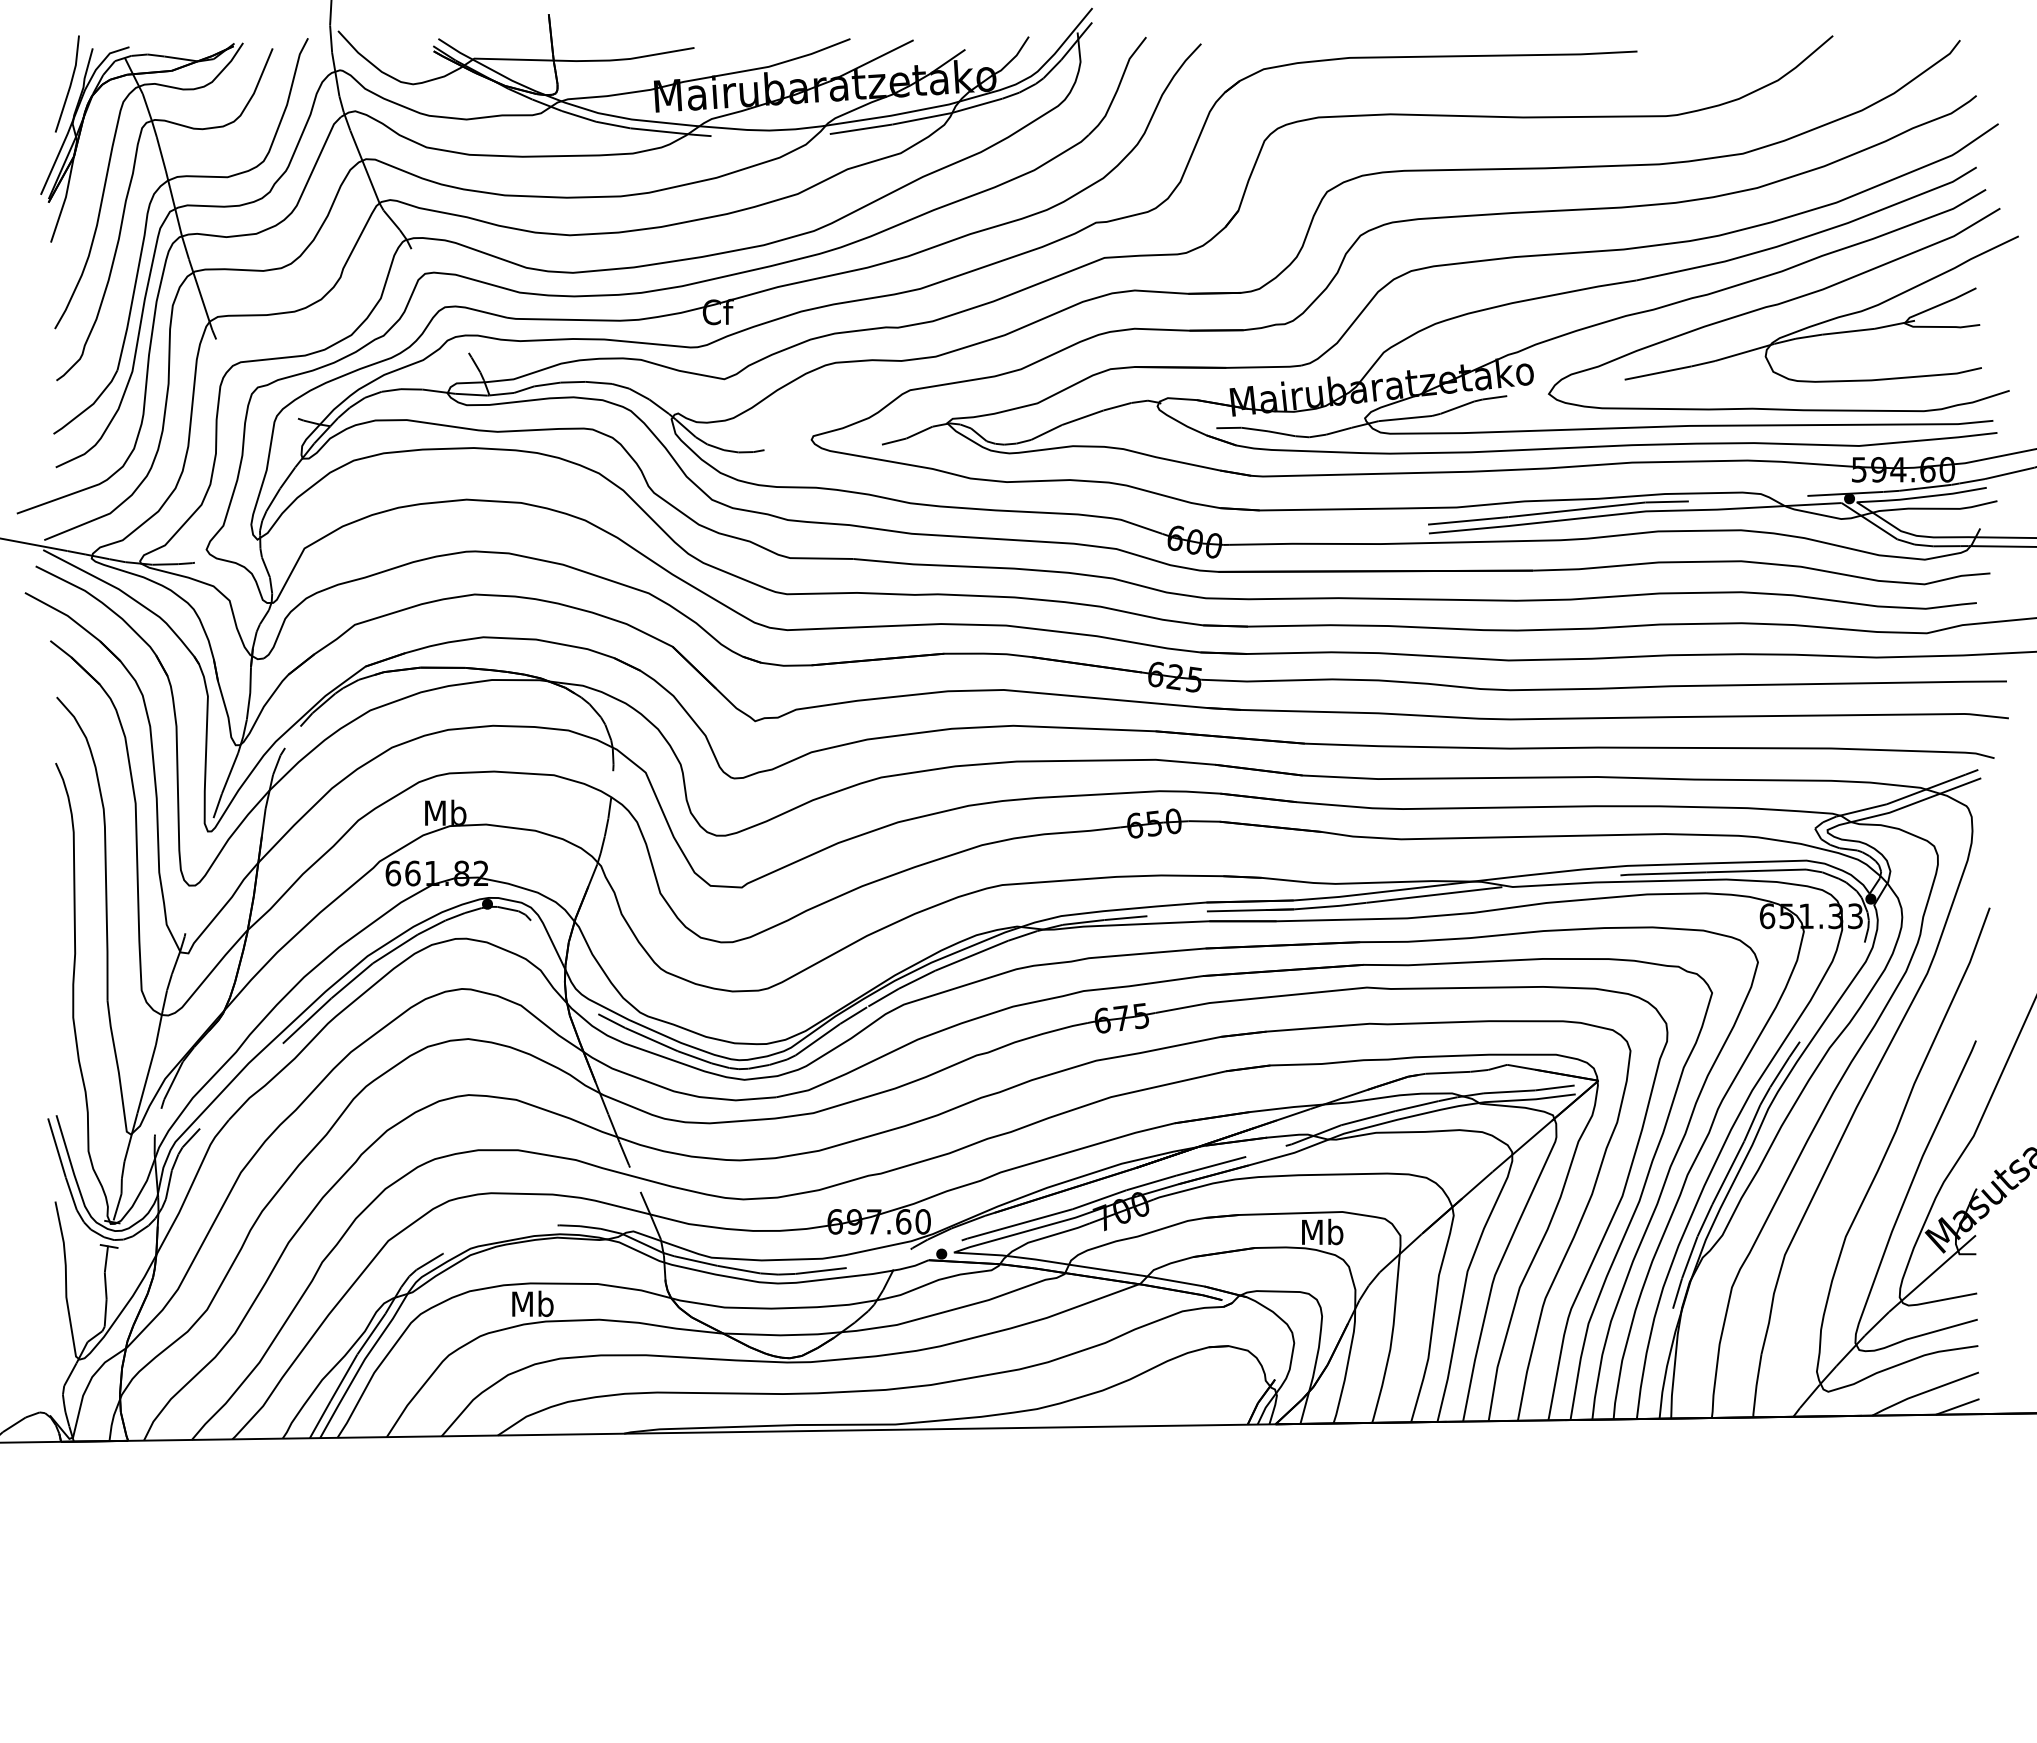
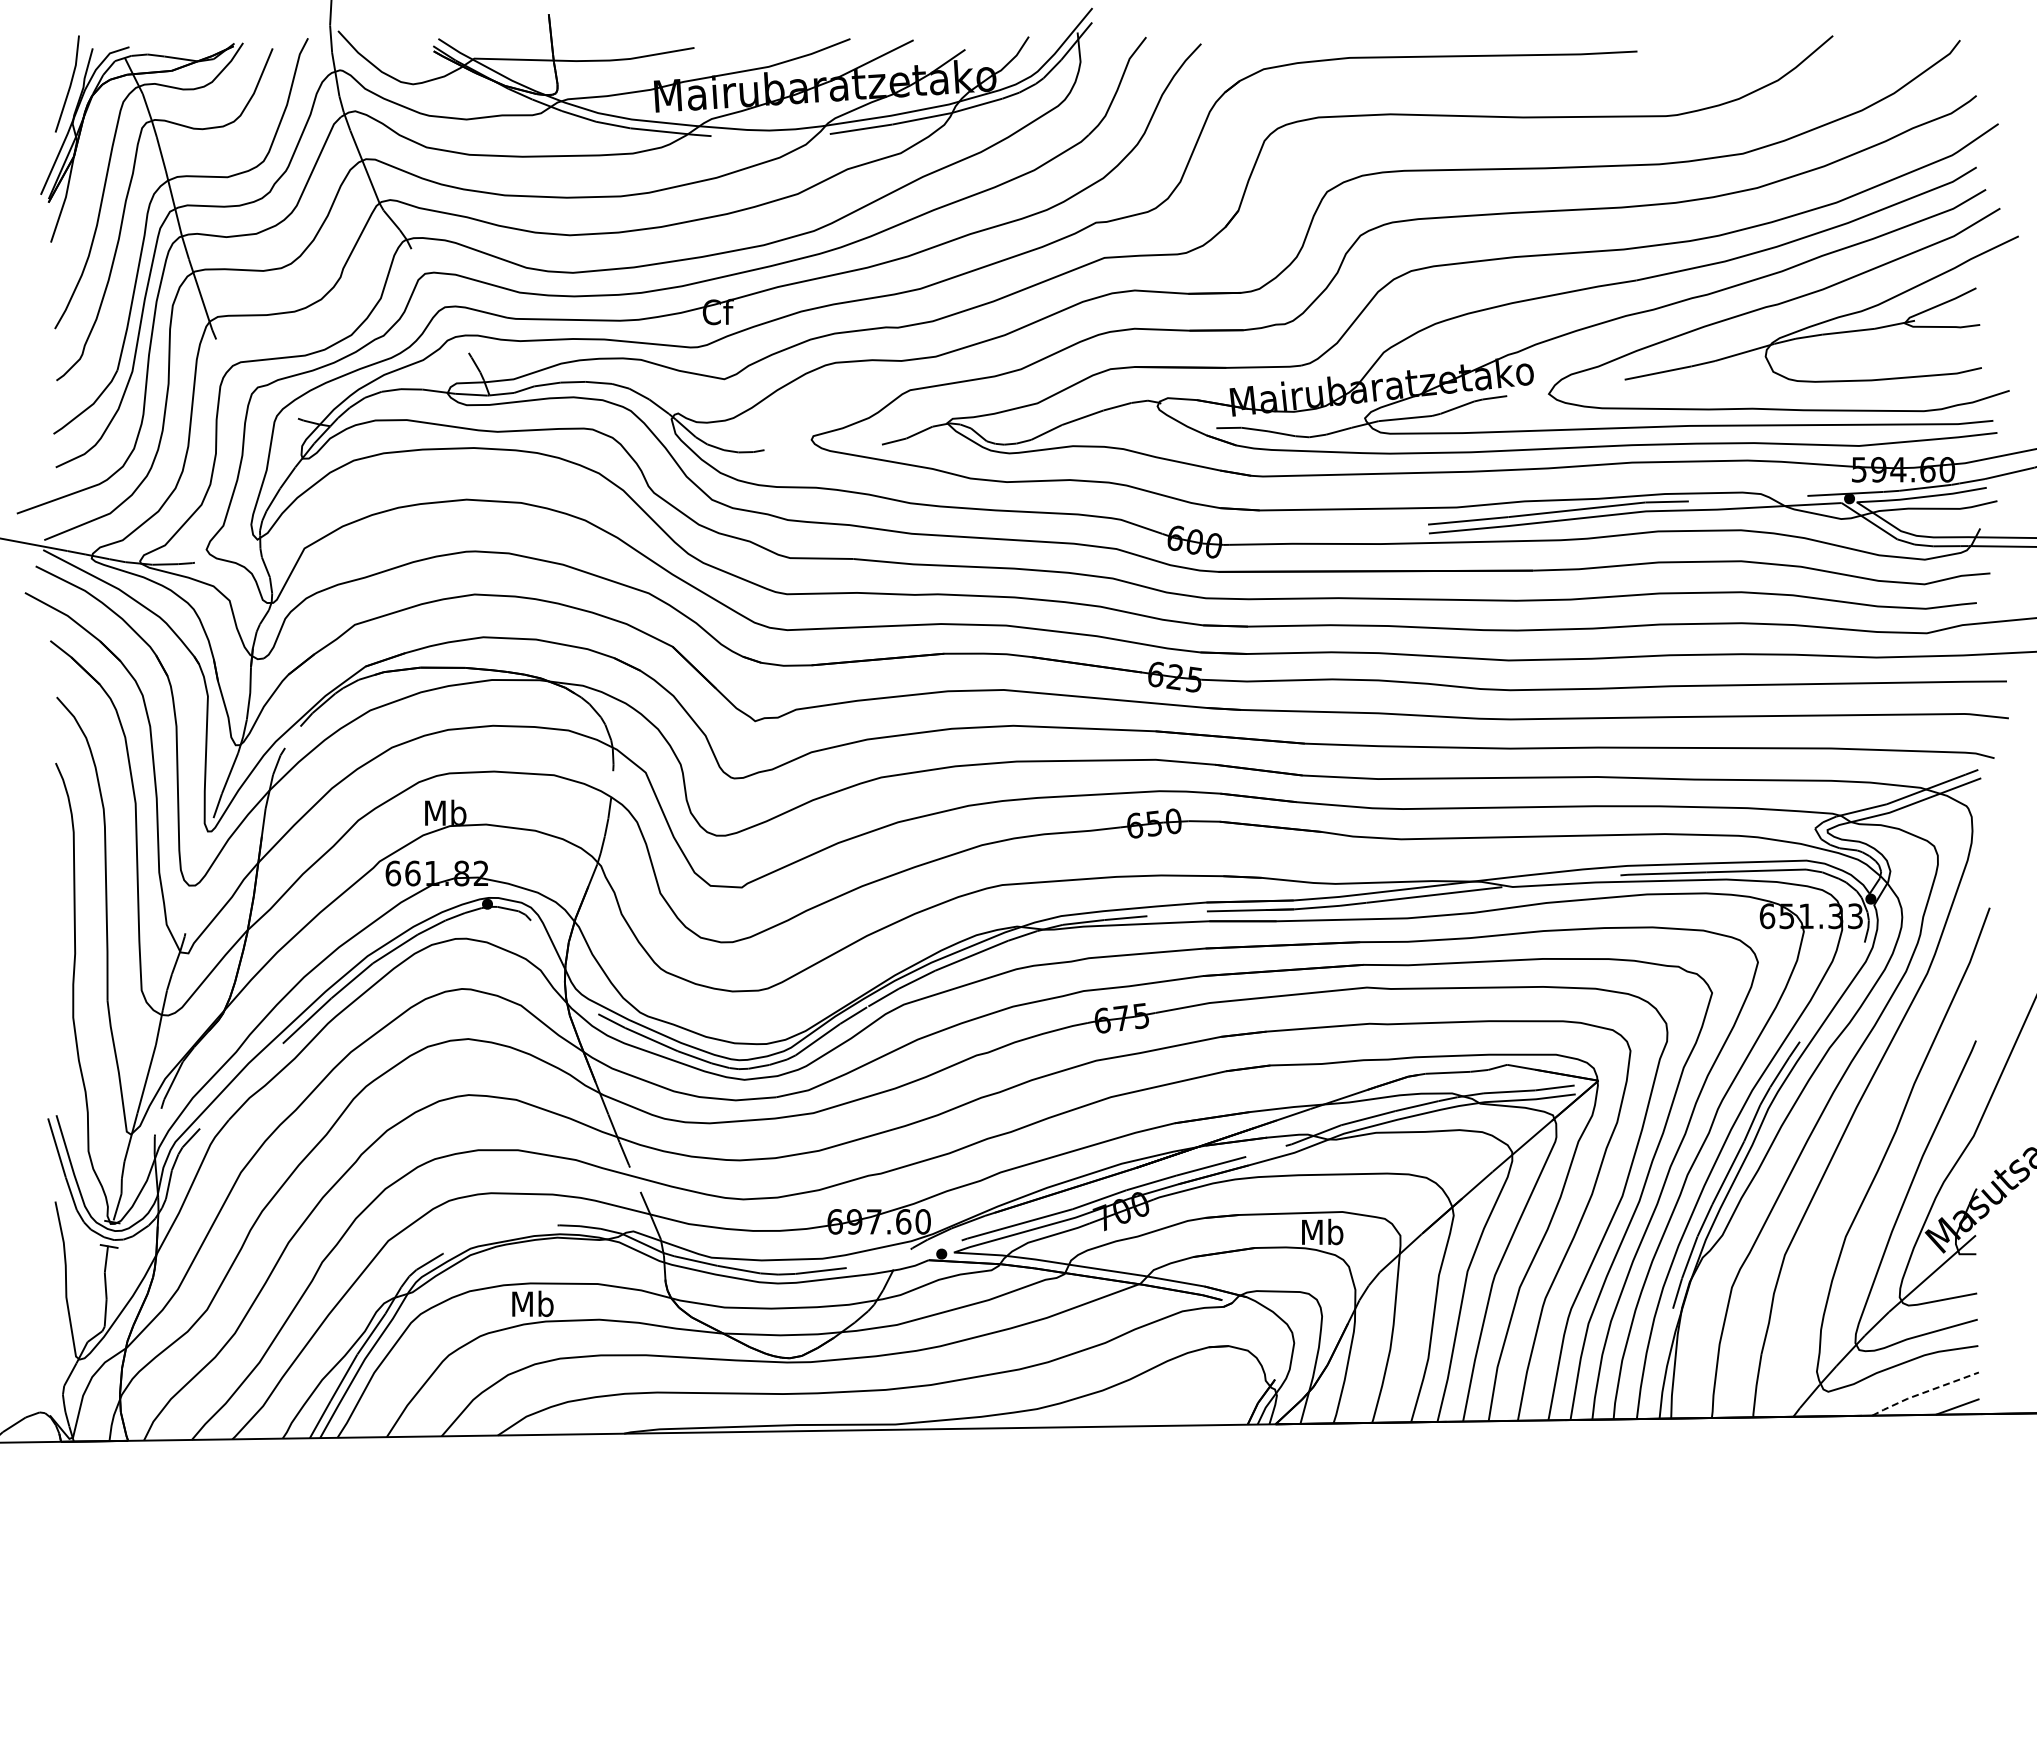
line: solid -> dashed (1923, 1392)
